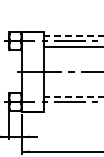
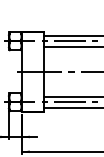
line: dashed -> solid (73, 36)
line: dashed -> solid (73, 97)
line: none -> present (72, 107)
